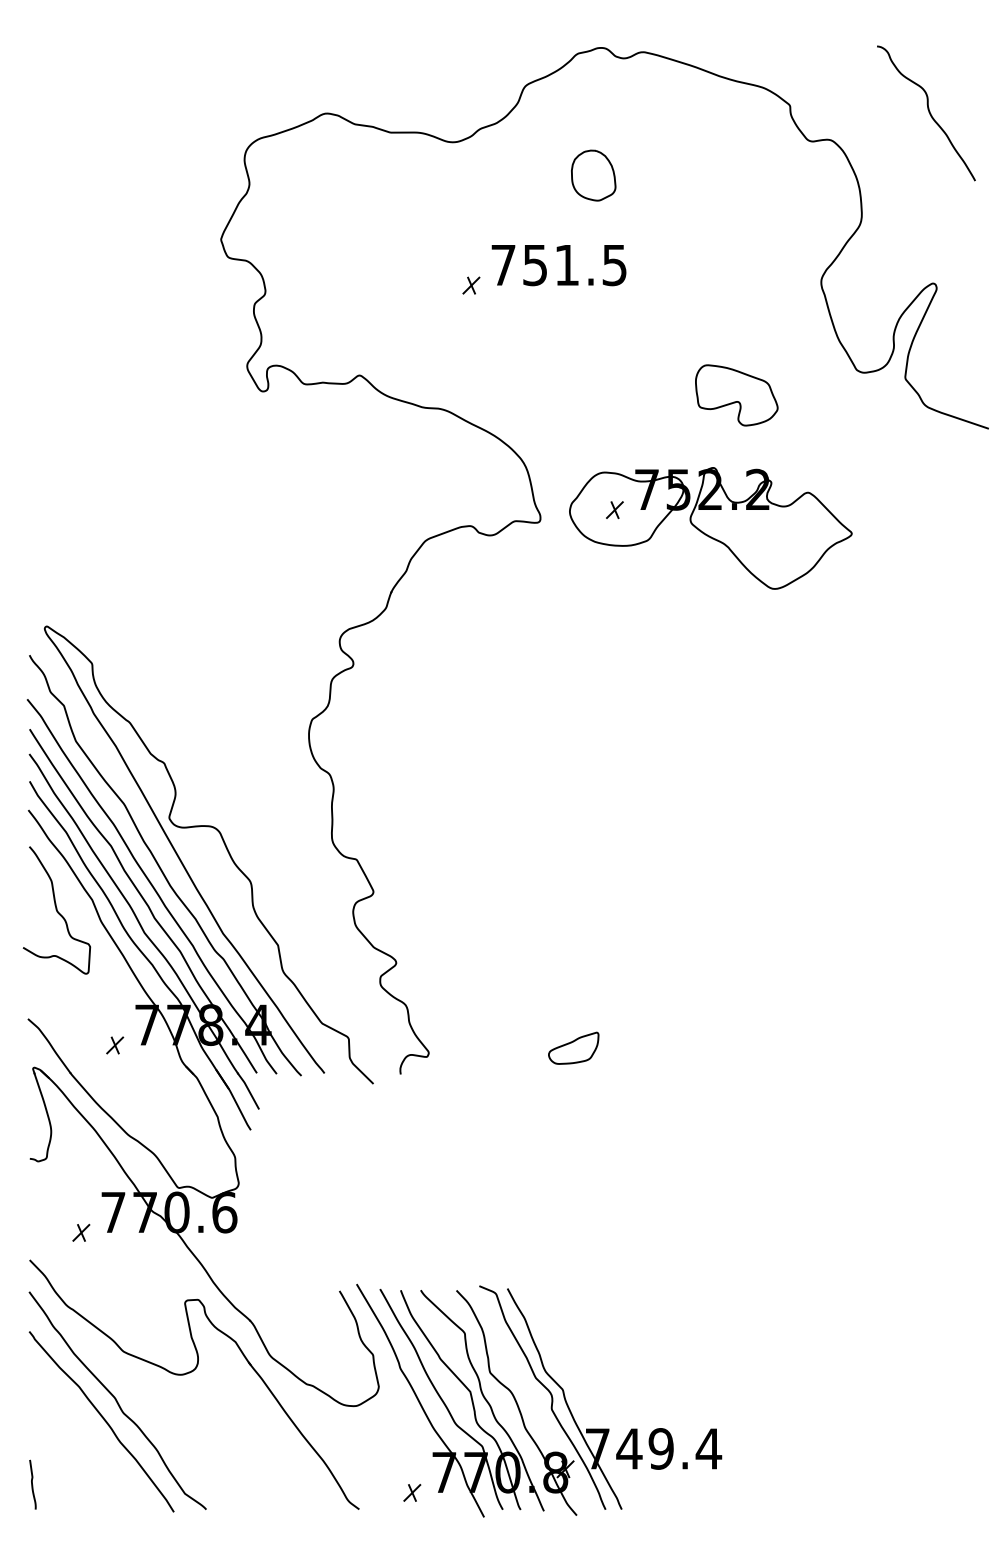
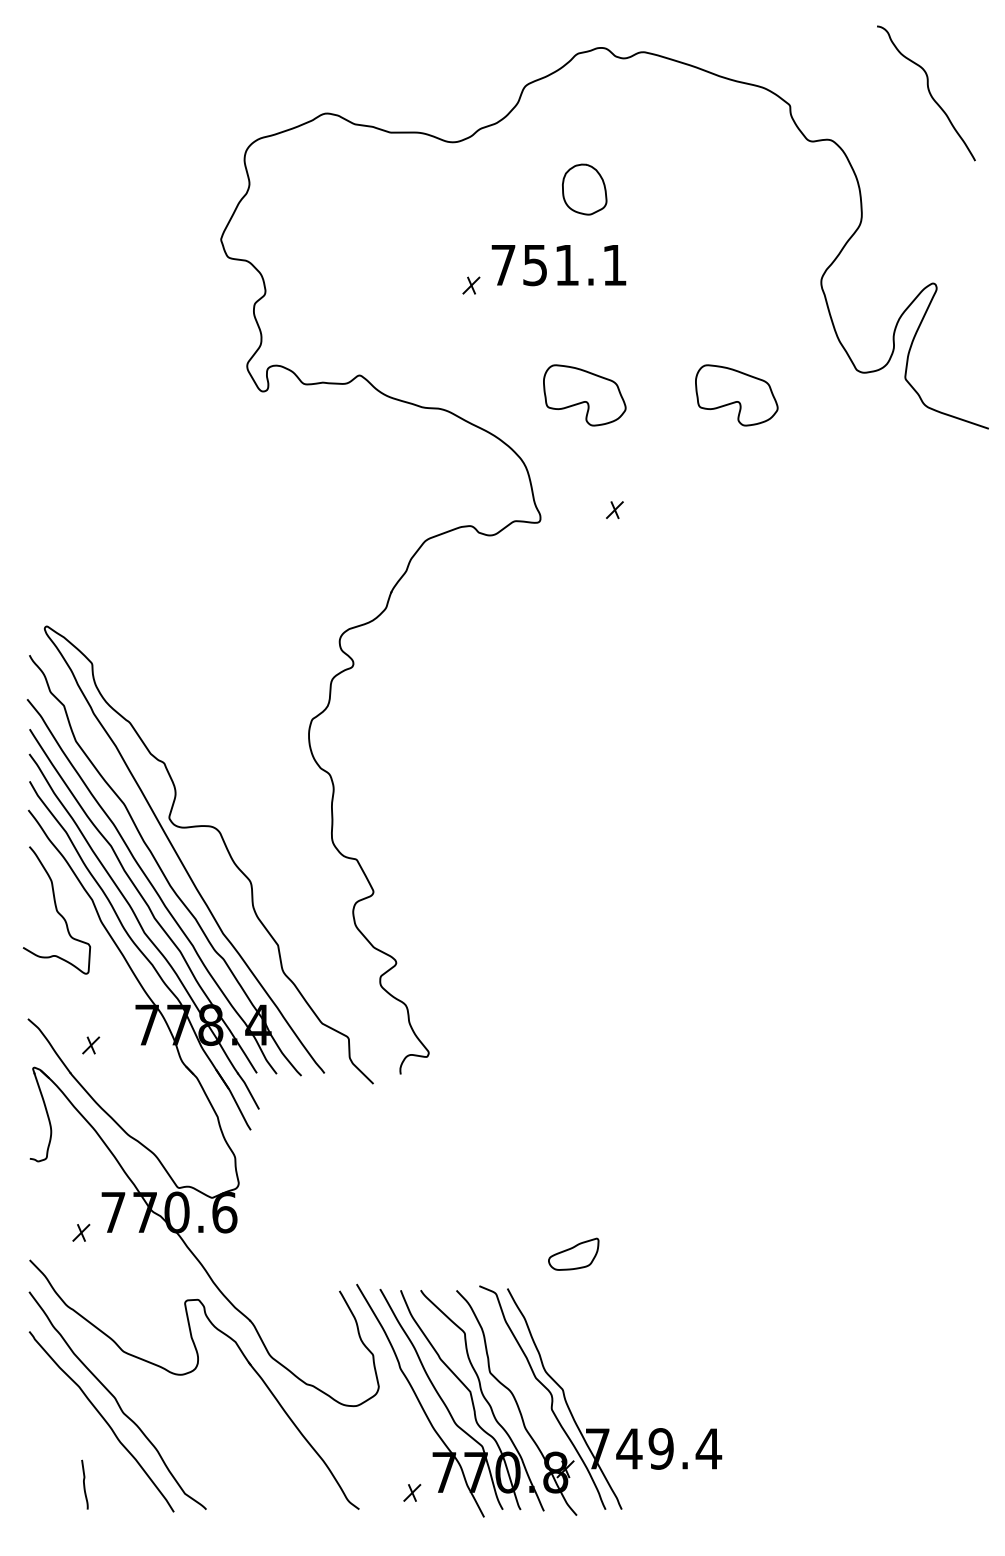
curve position: (928, 112) -> (928, 92) (928, 92)
part position: (593, 175) -> (584, 189) (584, 189)
text: 751.5 -> 751.1 (614, 265)
part: none -> present (584, 395)
part: present -> none (710, 528)
part position: (115, 1045) -> (91, 1045) (91, 1045)
part position: (573, 1047) -> (573, 1253) (573, 1253)
curve position: (32, 1484) -> (84, 1484) (84, 1484)
